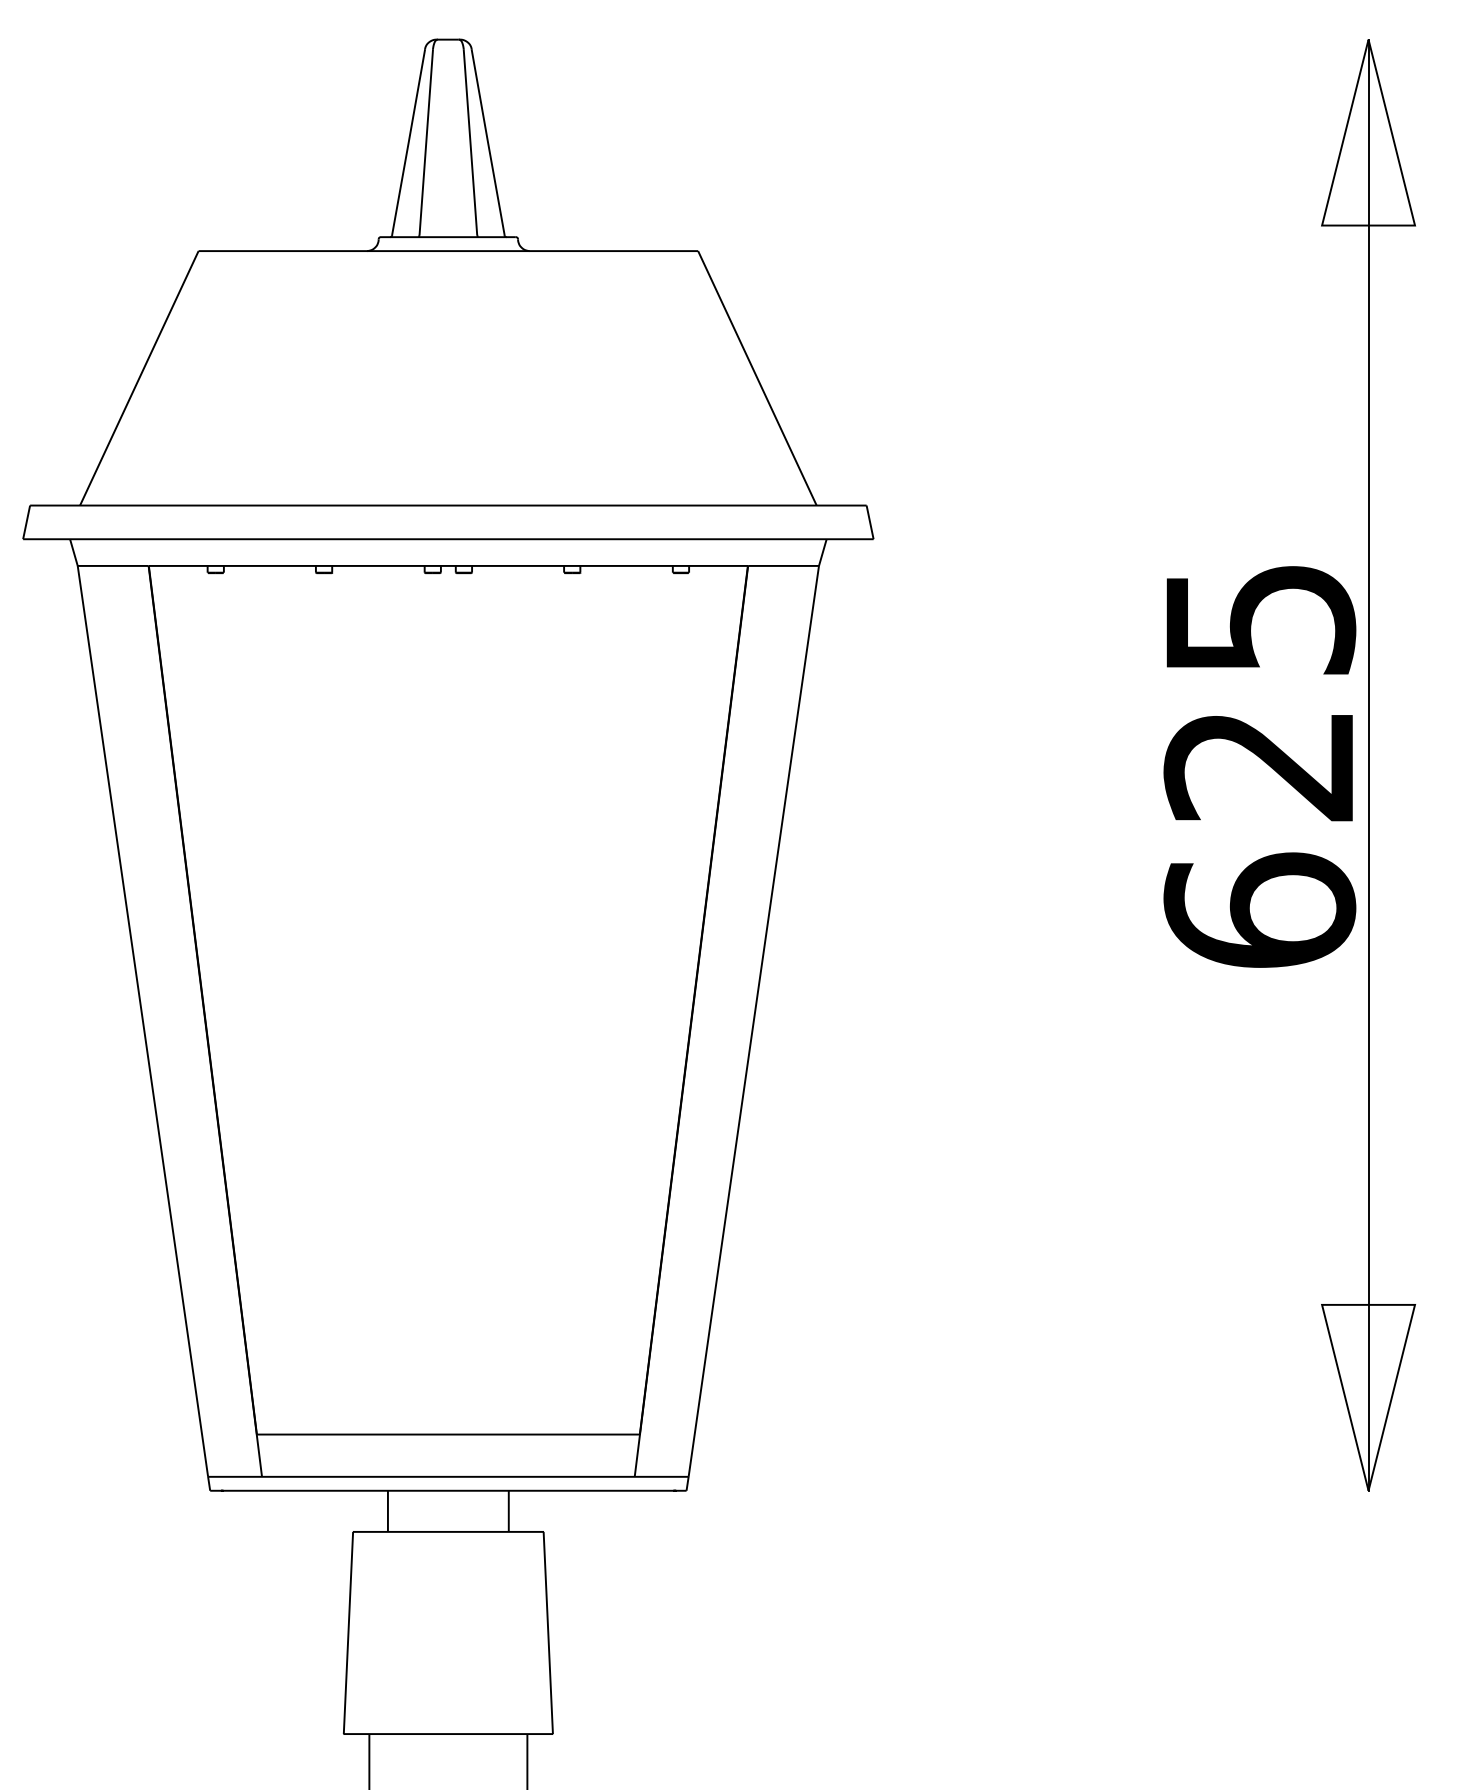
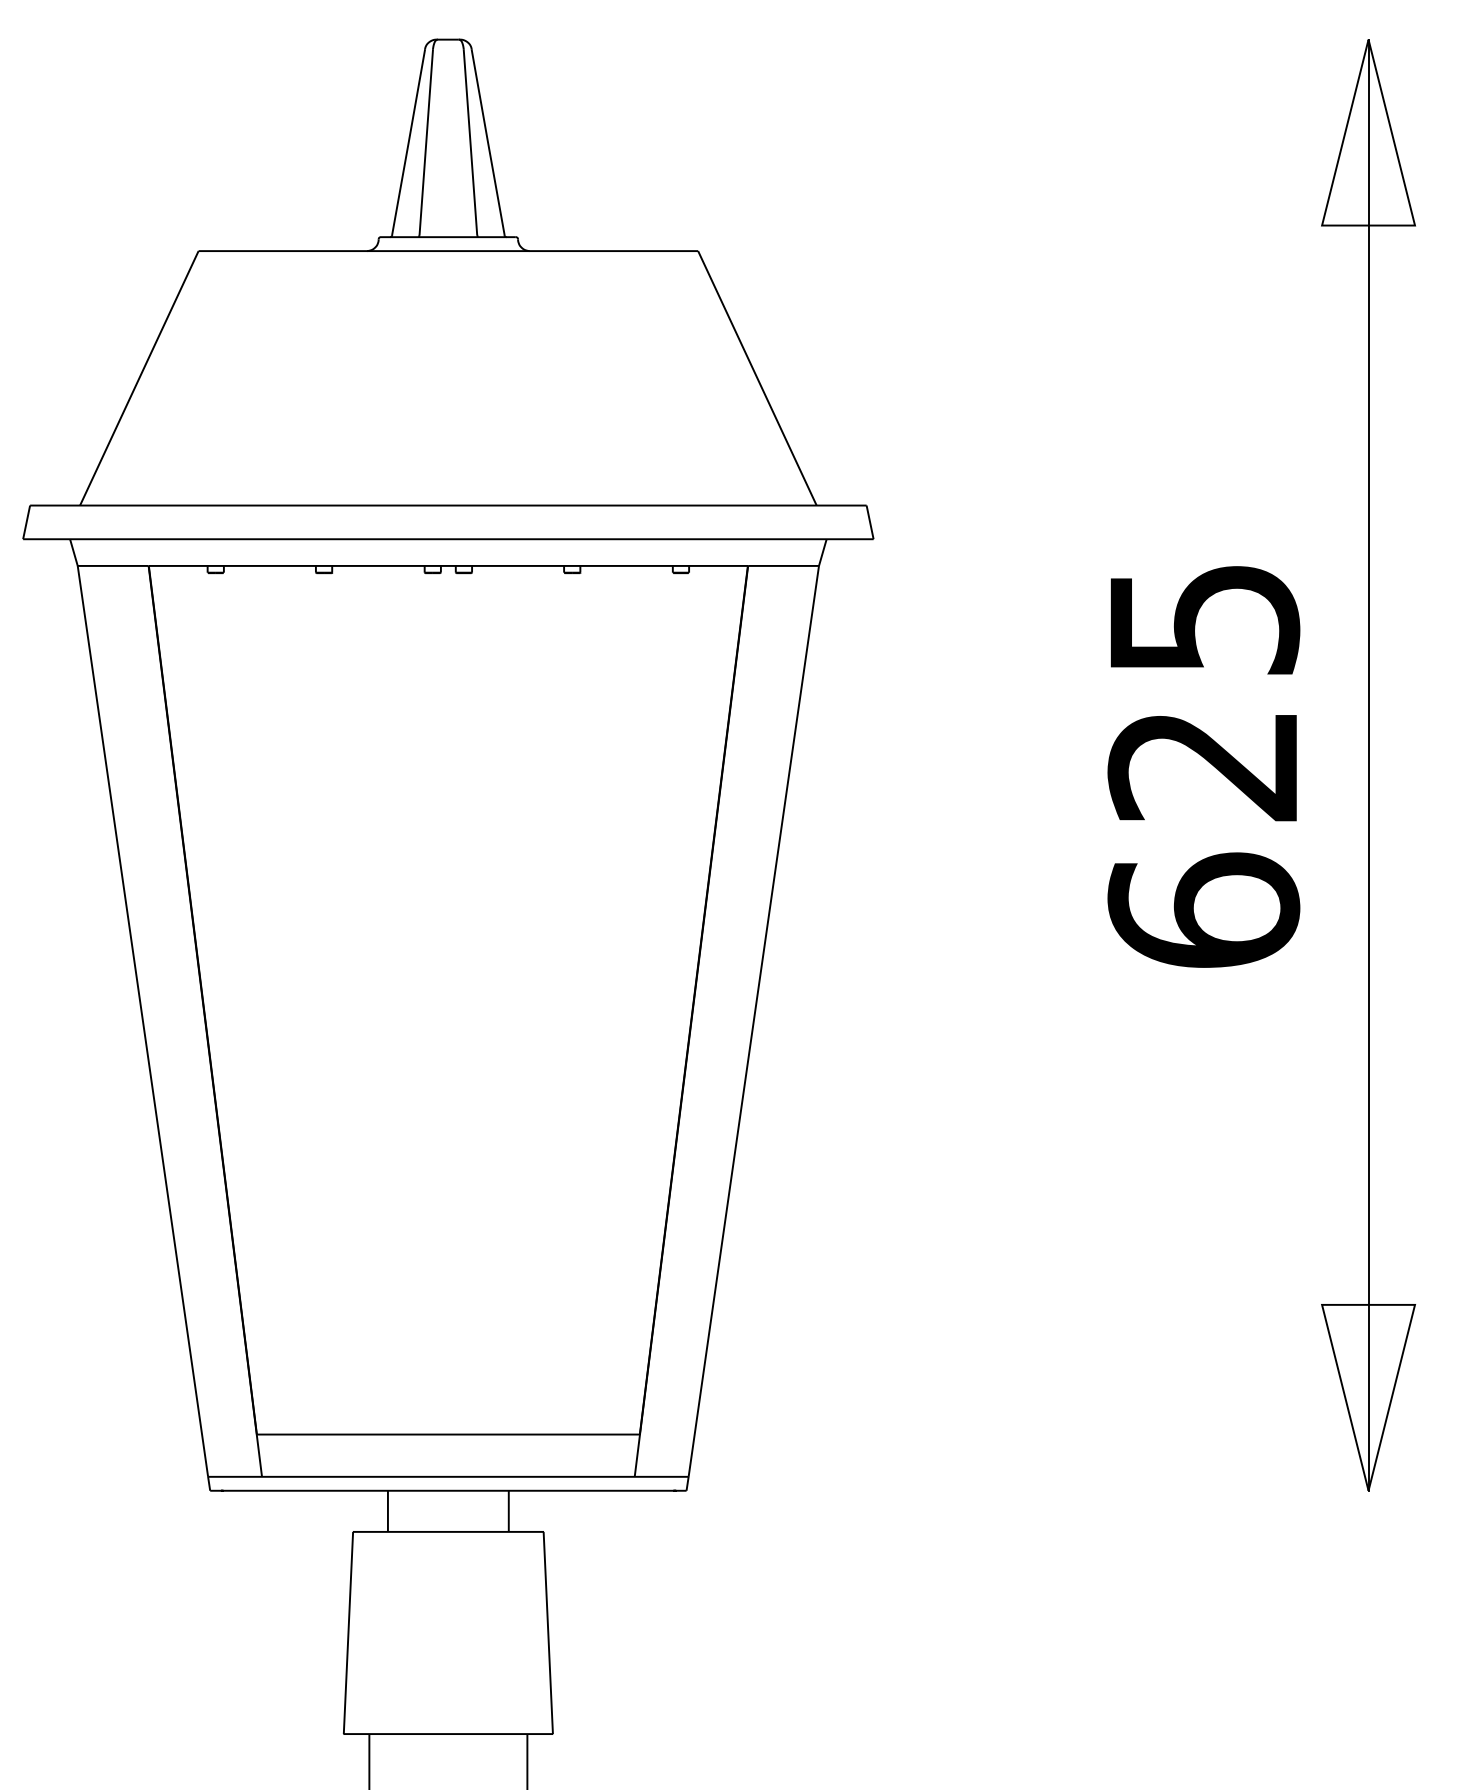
text position: (1259, 766) -> (1203, 766) (1203, 766)
